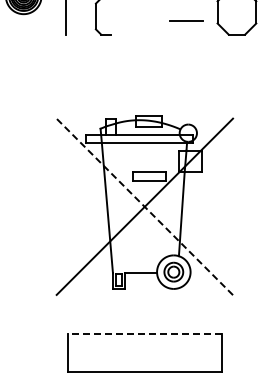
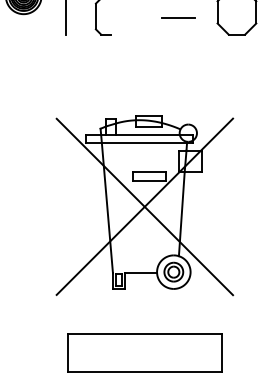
line position: (186, 20) -> (178, 17) (178, 17)
line: dashed -> solid (144, 206)
line: dashed -> solid (144, 333)
